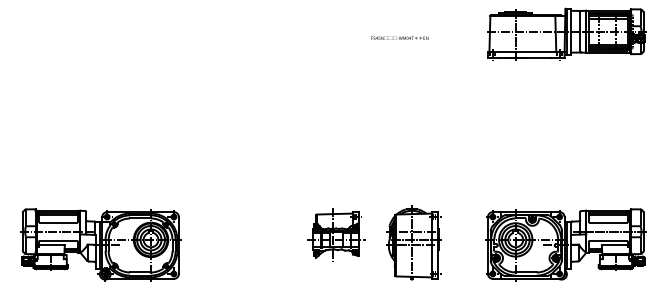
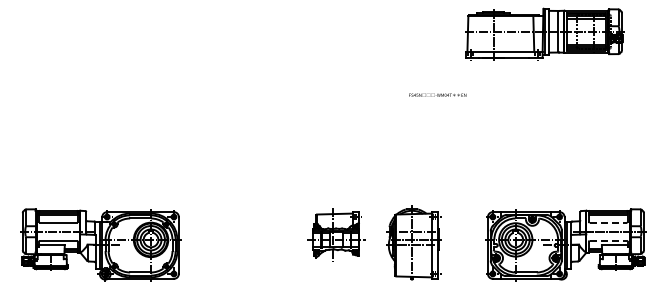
part position: (566, 33) -> (544, 33) (544, 33)
text position: (399, 37) -> (437, 94) (437, 94)
line: solid -> dashed (608, 222)
line: solid -> dashed (608, 240)
